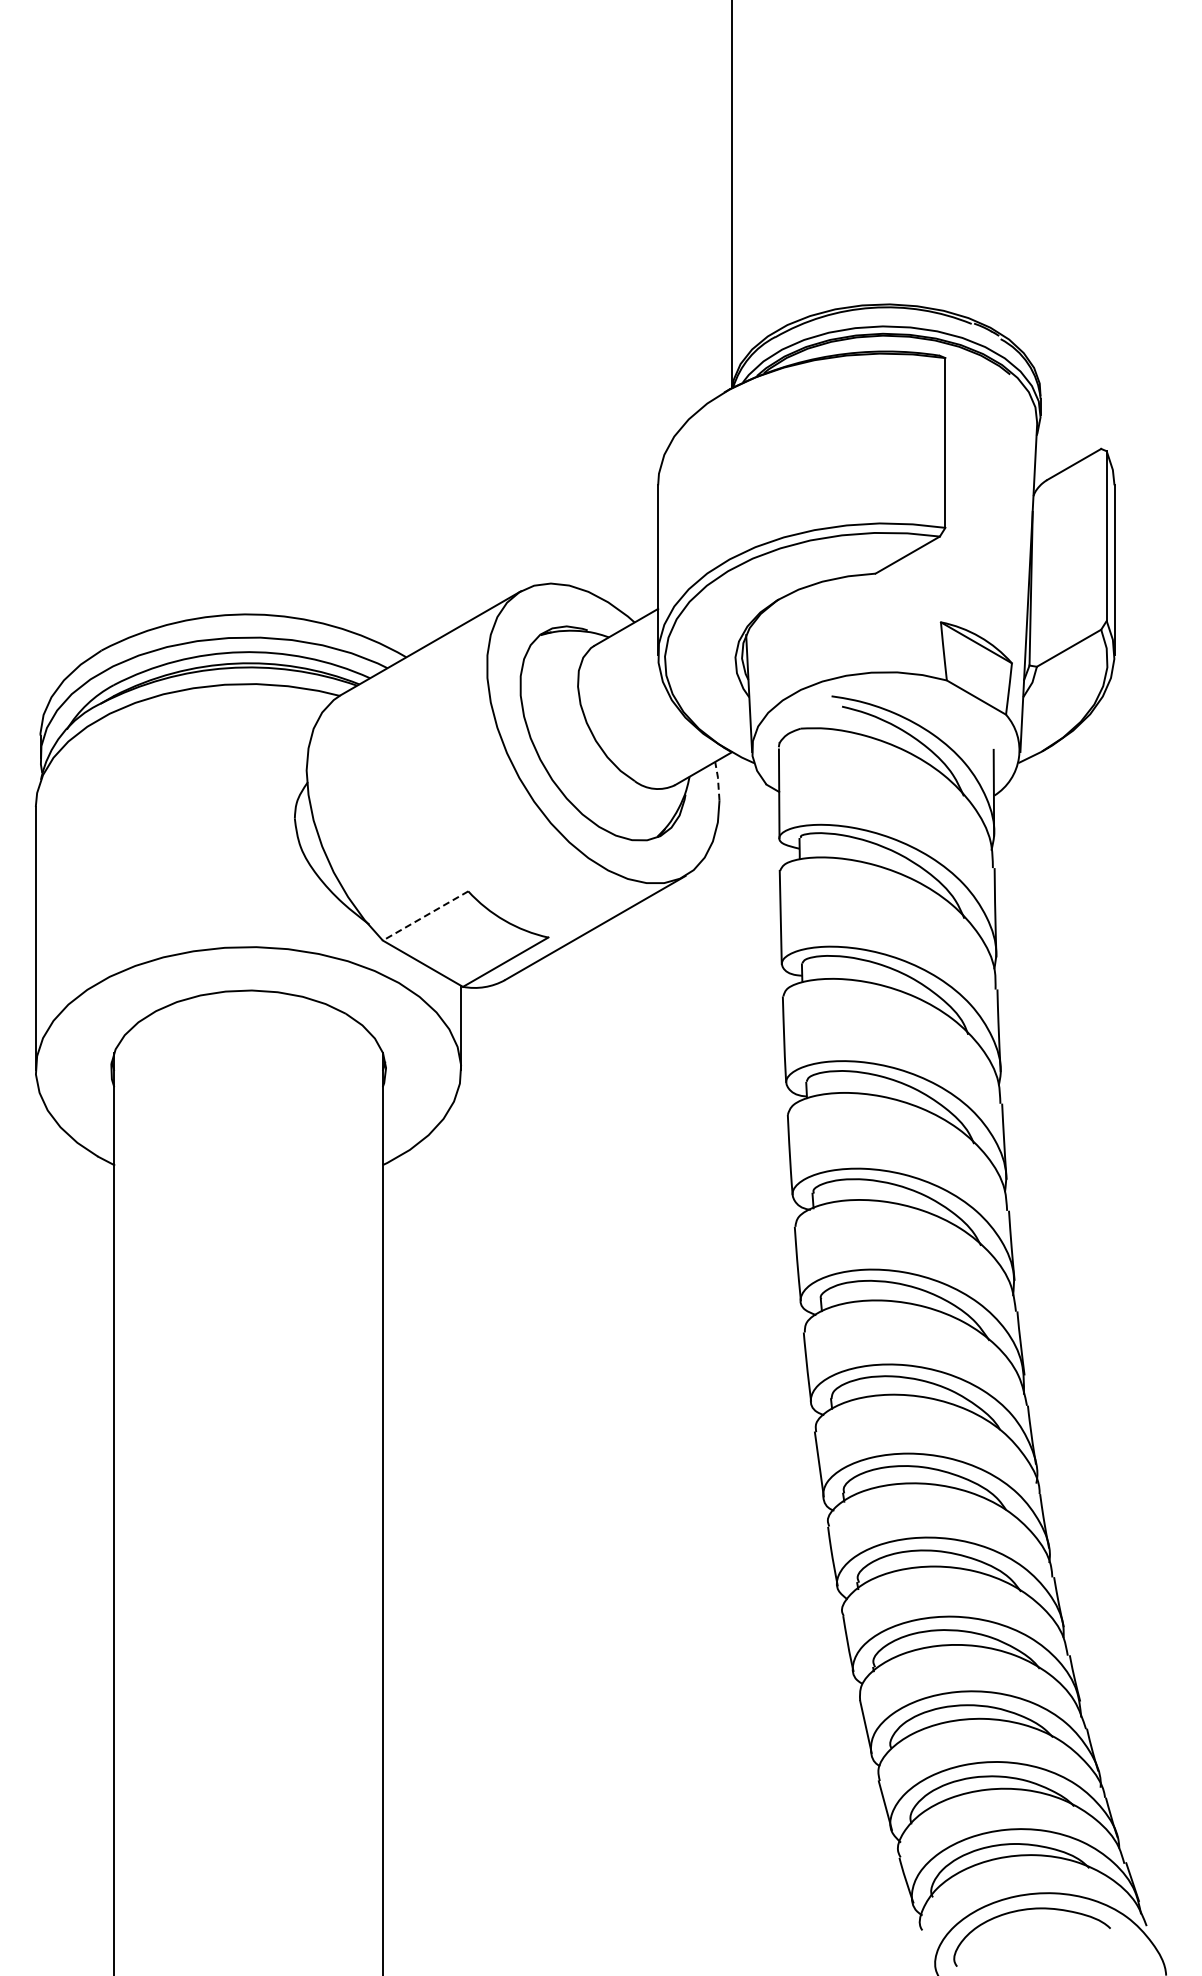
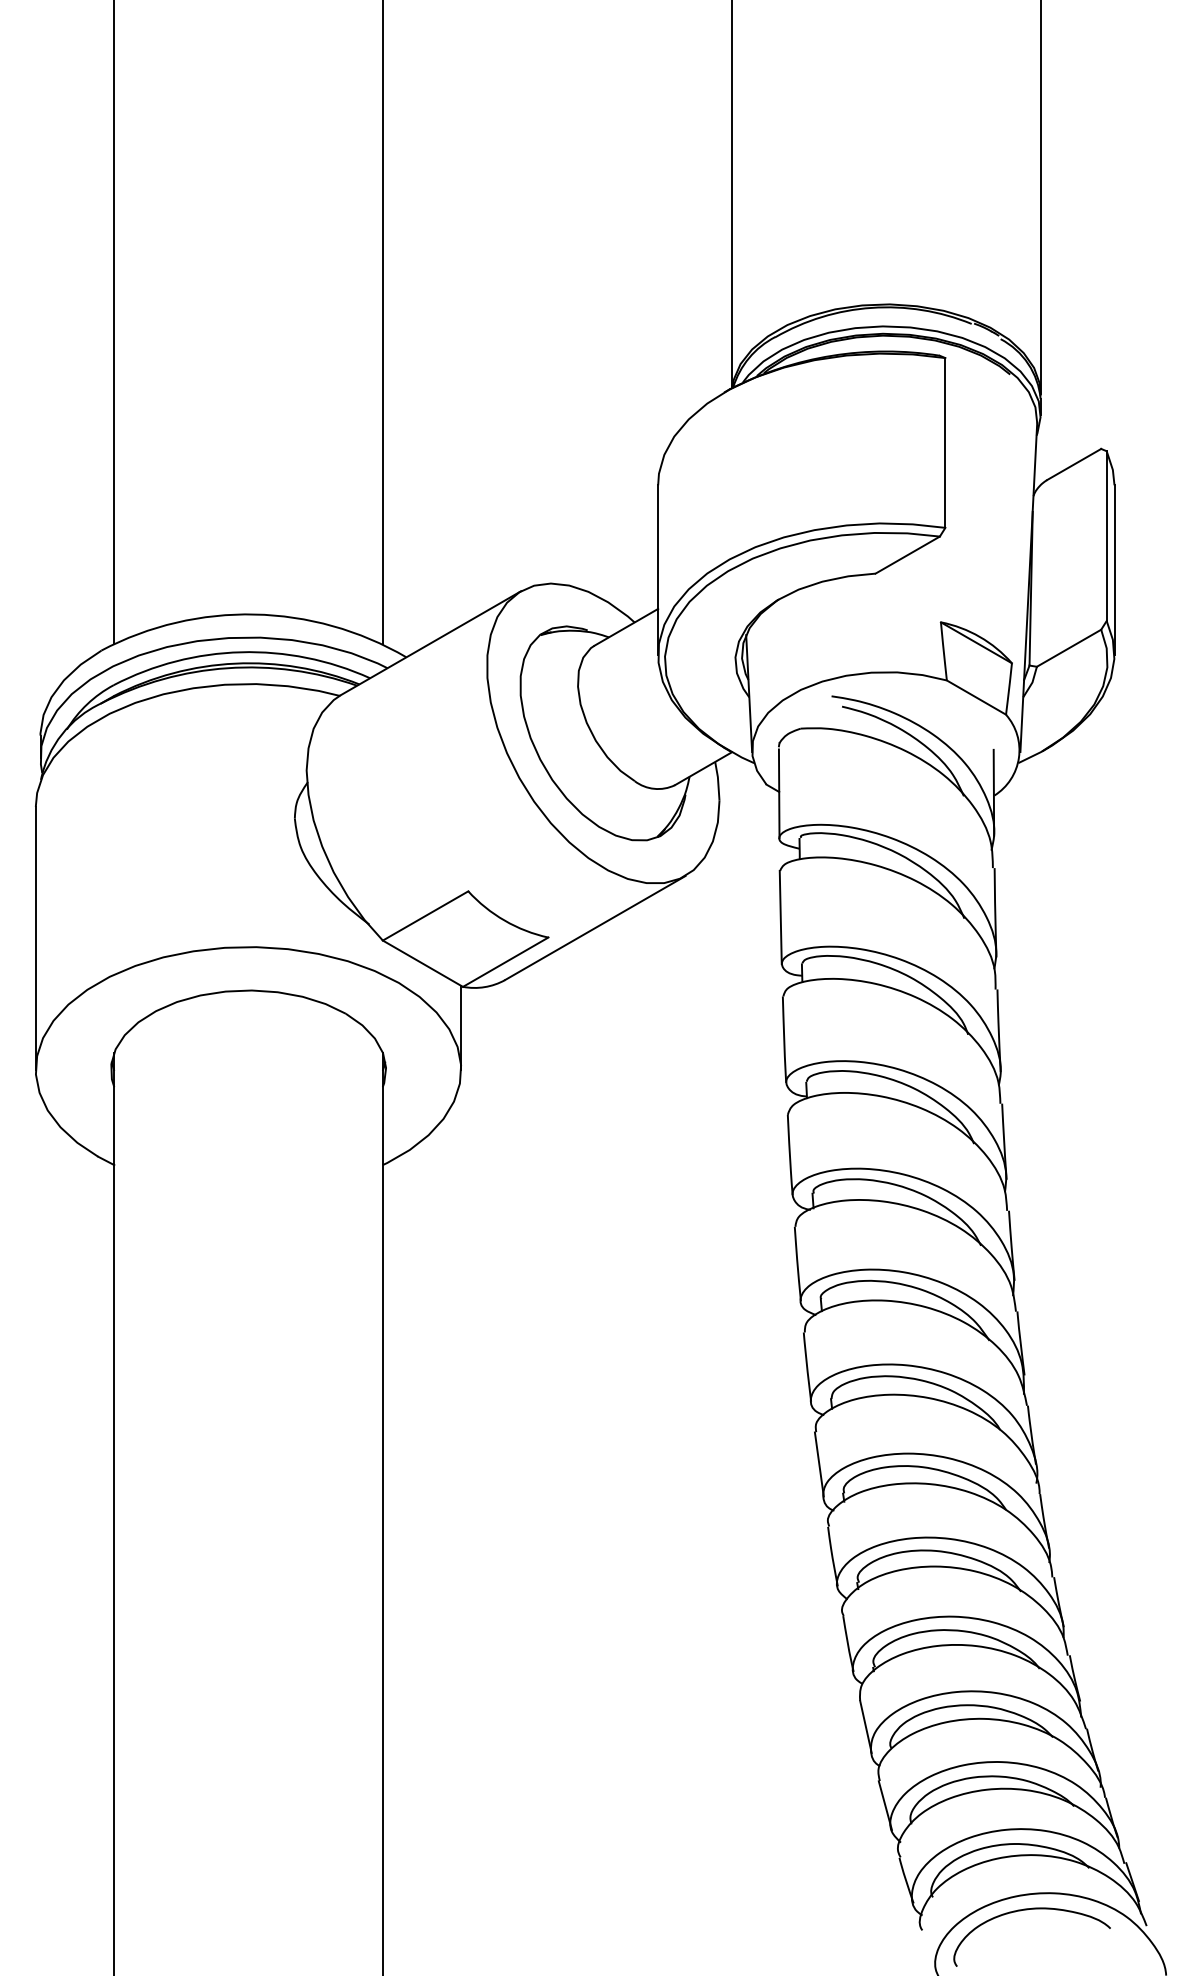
line: none -> present (1040, 197)
line: none -> present (114, 322)
line: none -> present (382, 322)
line: dashed -> solid (718, 780)
line: dashed -> solid (425, 916)
